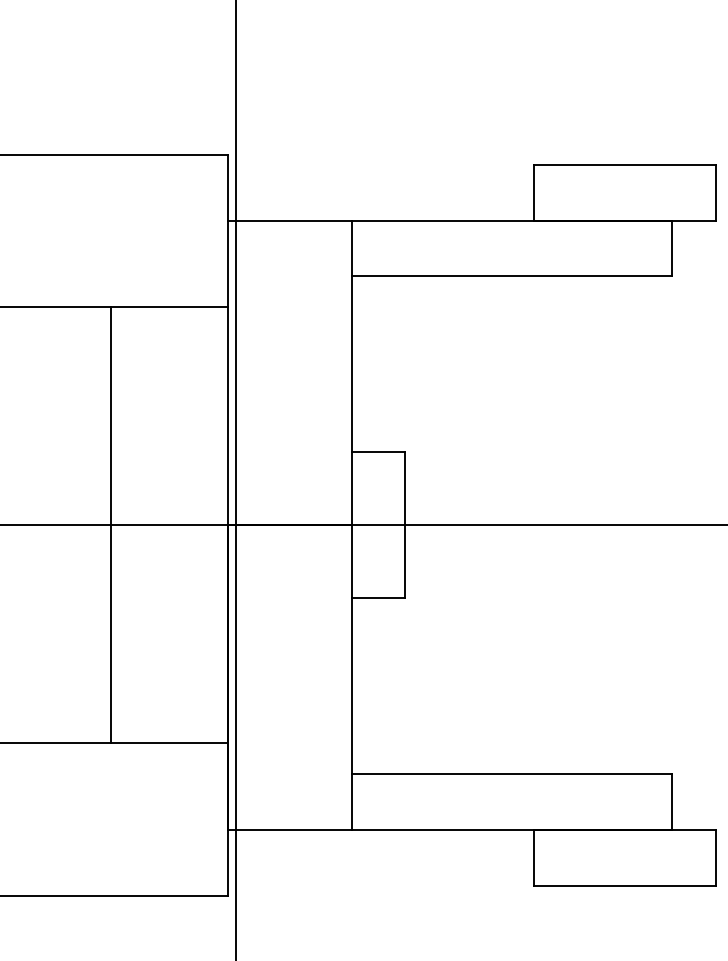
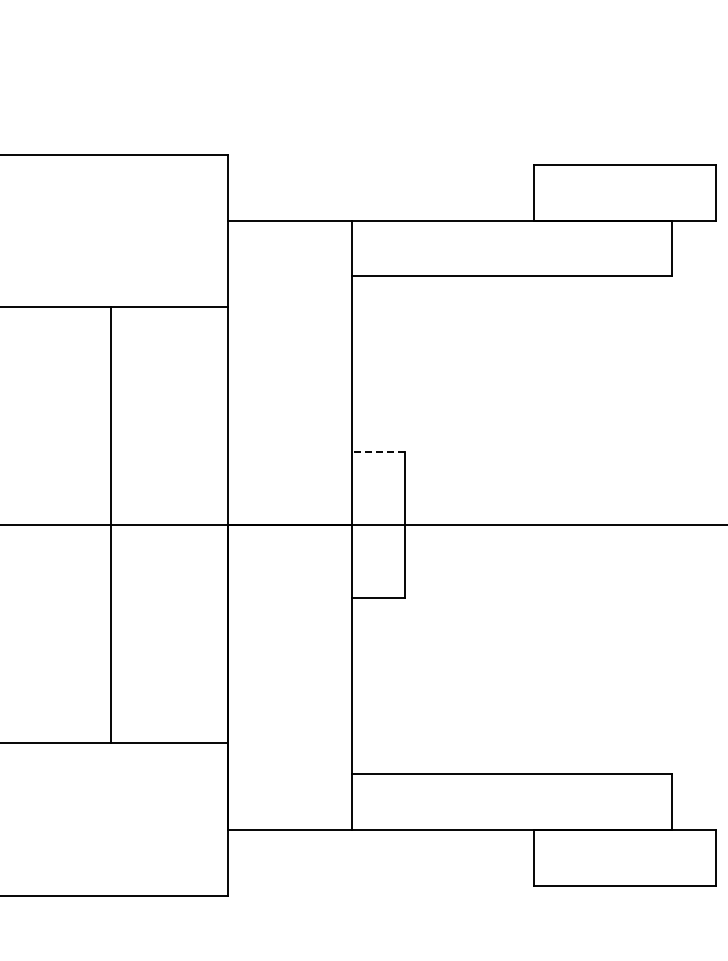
line: solid -> dashed (378, 452)
line: present -> none (236, 479)
